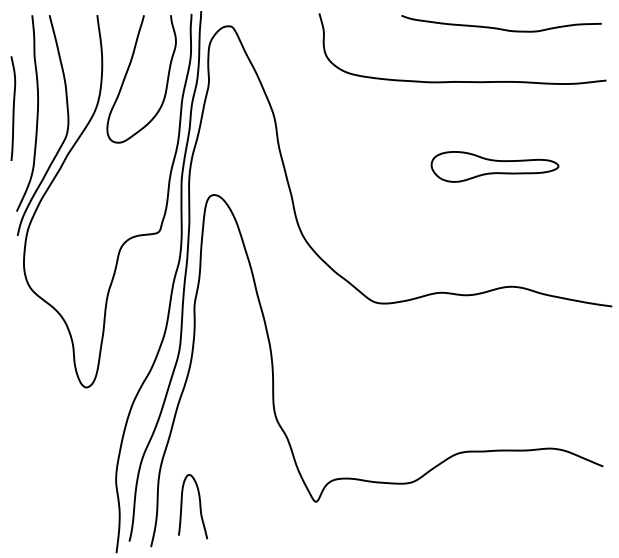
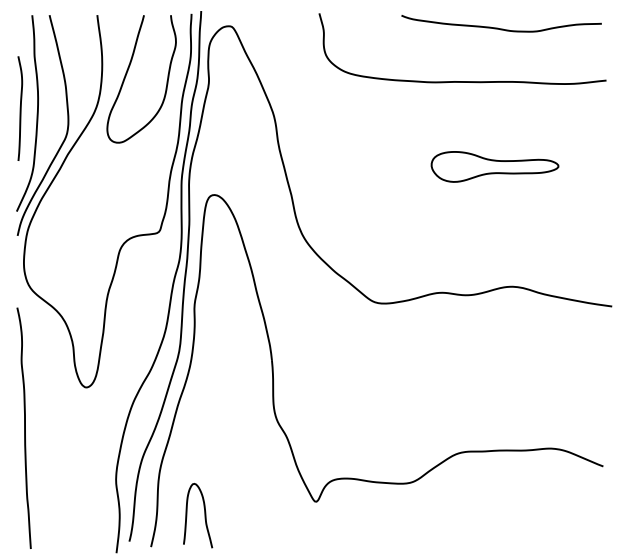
curve position: (13, 108) -> (20, 108) (20, 108)
curve: none -> present (24, 427)
curve position: (199, 506) -> (204, 515) (204, 515)
